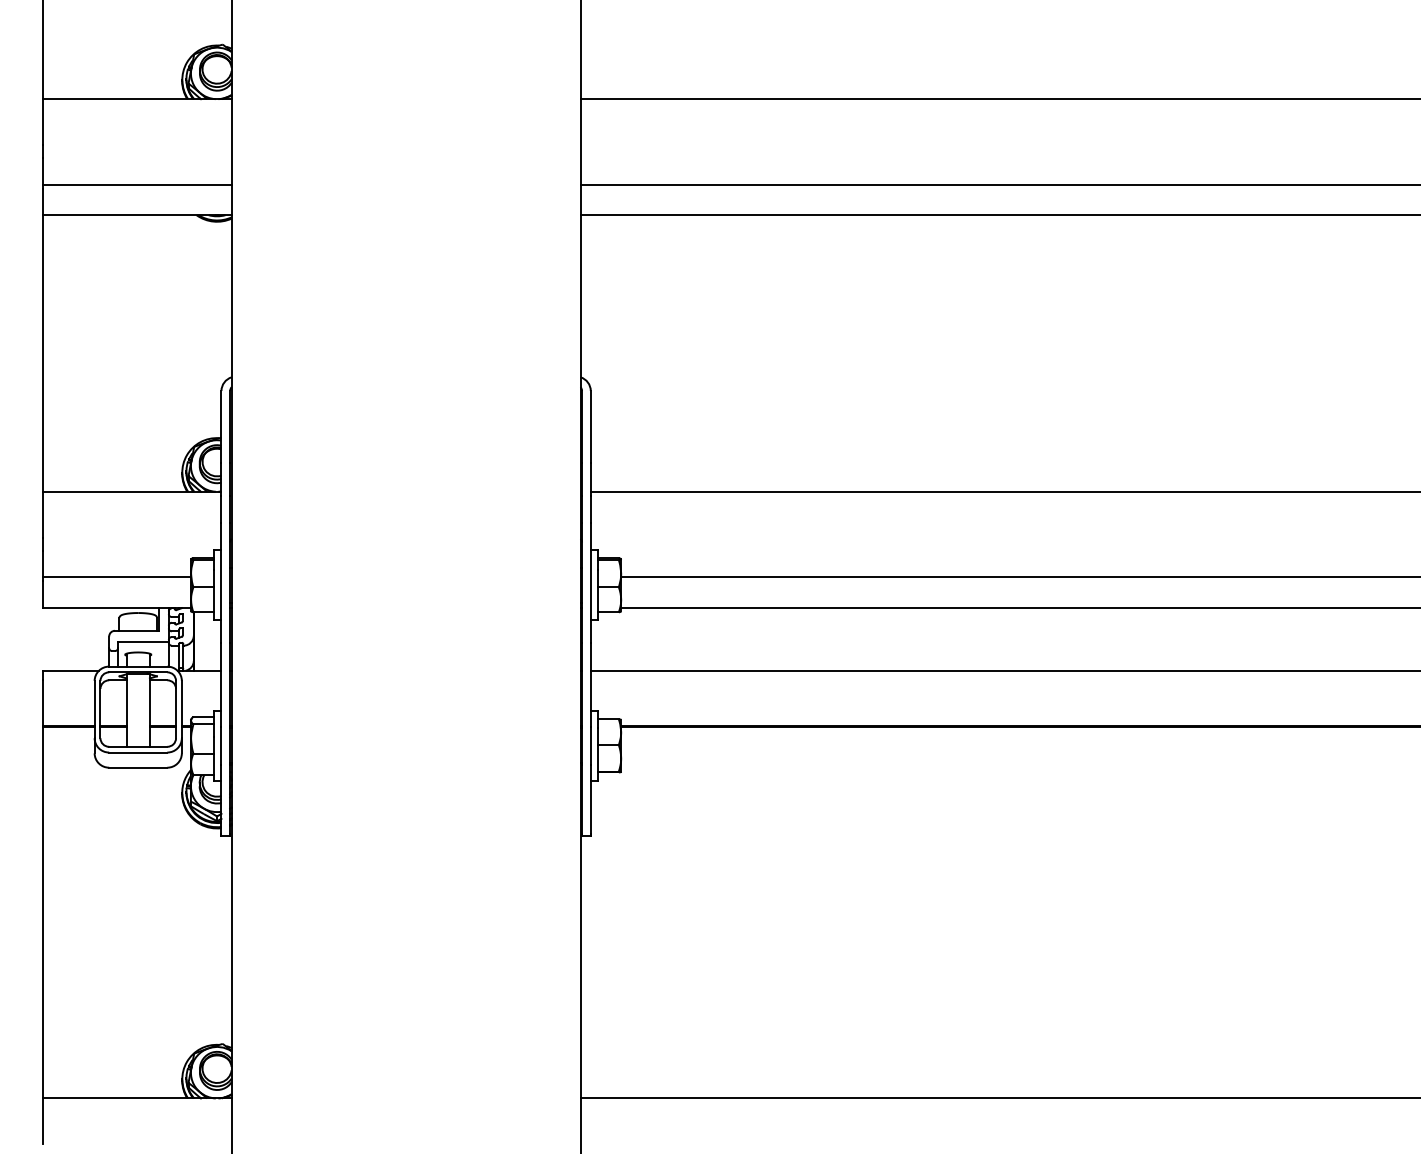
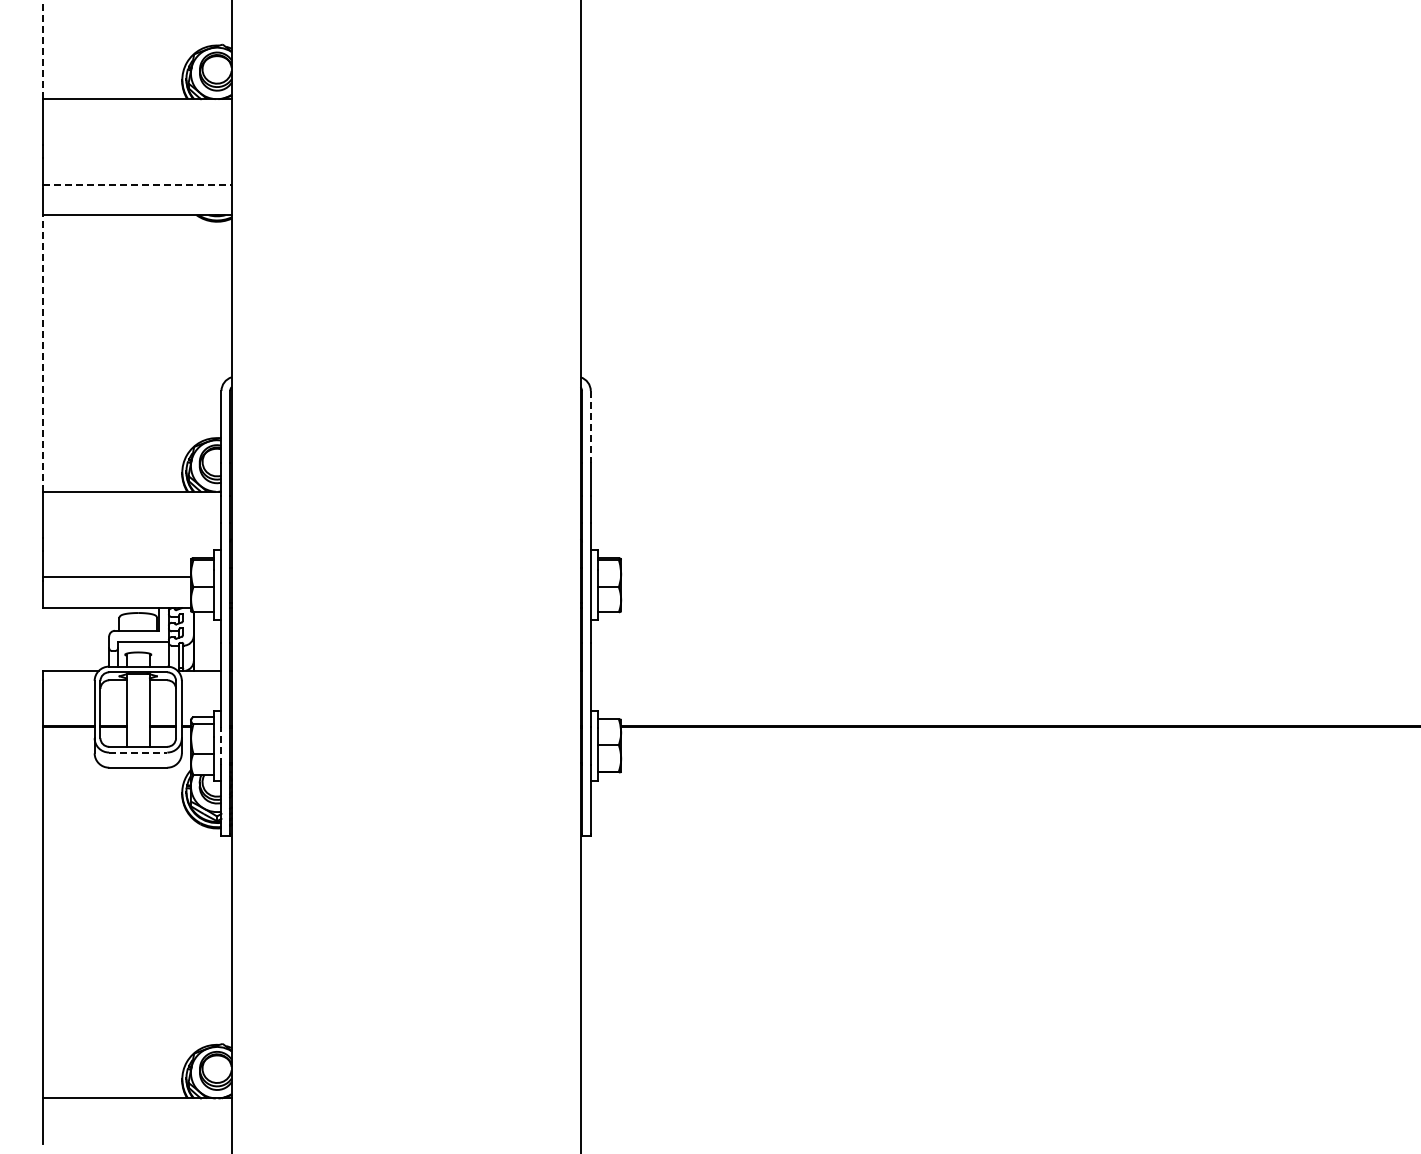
line: solid -> dashed (42, 49)
line: present -> none (998, 99)
line: solid -> dashed (137, 184)
line: present -> none (998, 184)
line: present -> none (998, 215)
line: solid -> dashed (42, 352)
line: solid -> dashed (590, 426)
line: present -> none (1003, 491)
line: present -> none (1019, 577)
line: present -> none (1019, 607)
line: present -> none (1003, 670)
line: solid -> dashed (221, 745)
line: solid -> dashed (138, 752)
line: present -> none (998, 1098)
